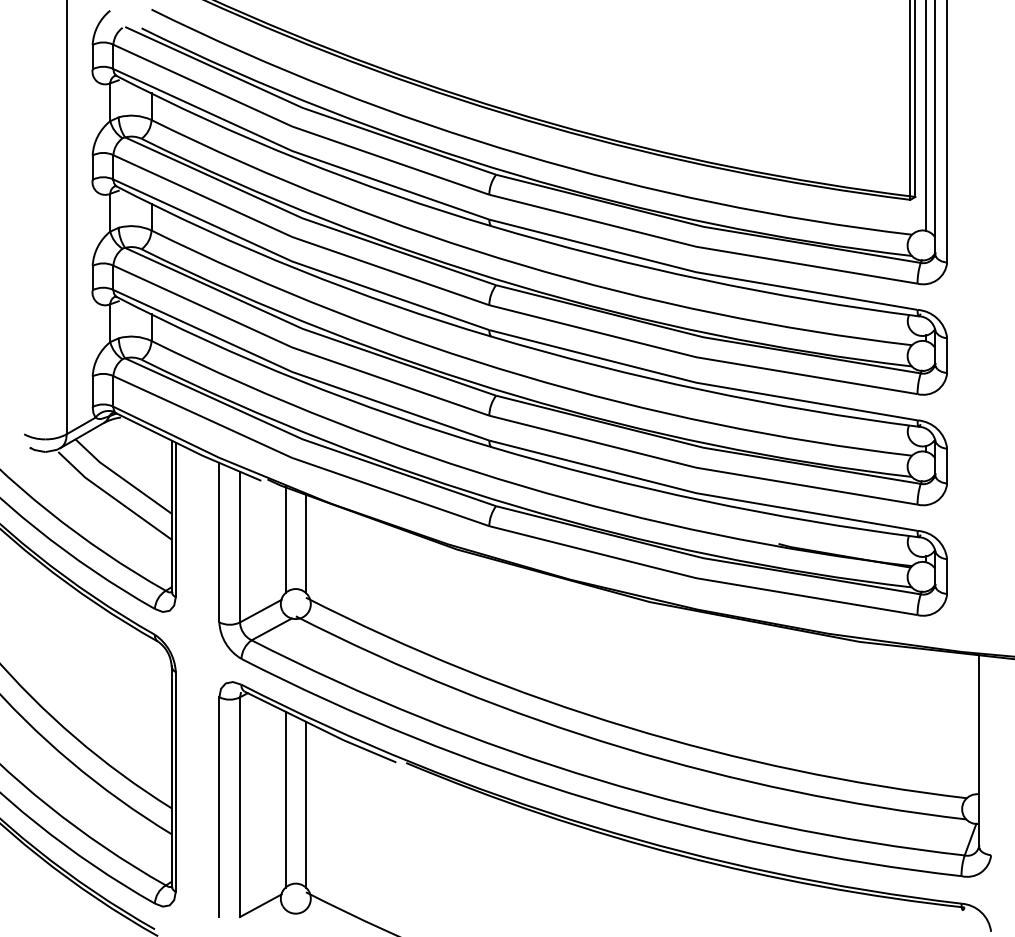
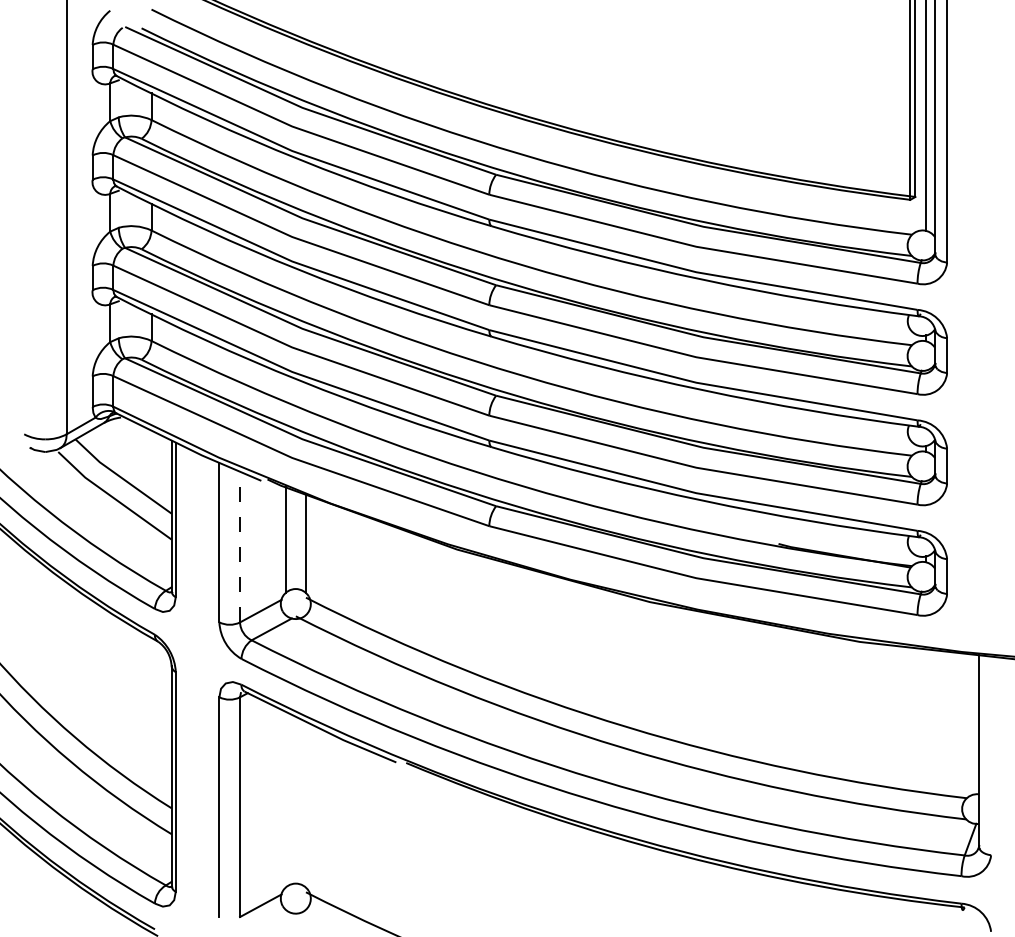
line: solid -> dashed (240, 546)
line: present -> none (285, 799)
line: present -> none (305, 804)
